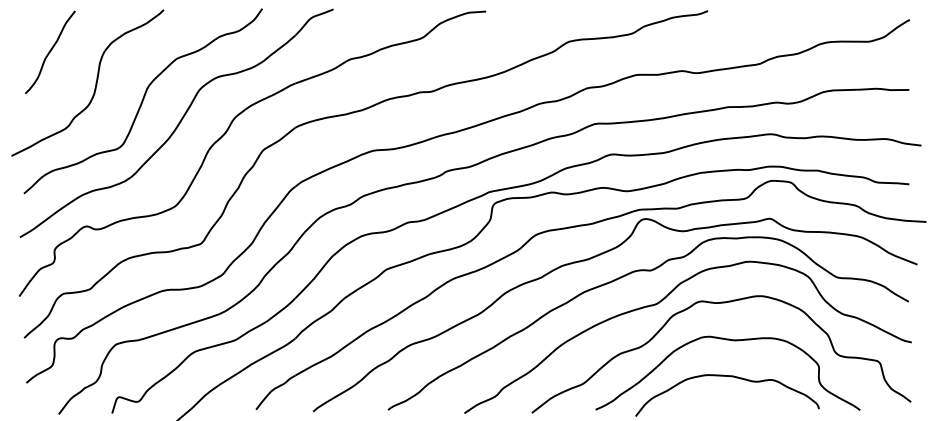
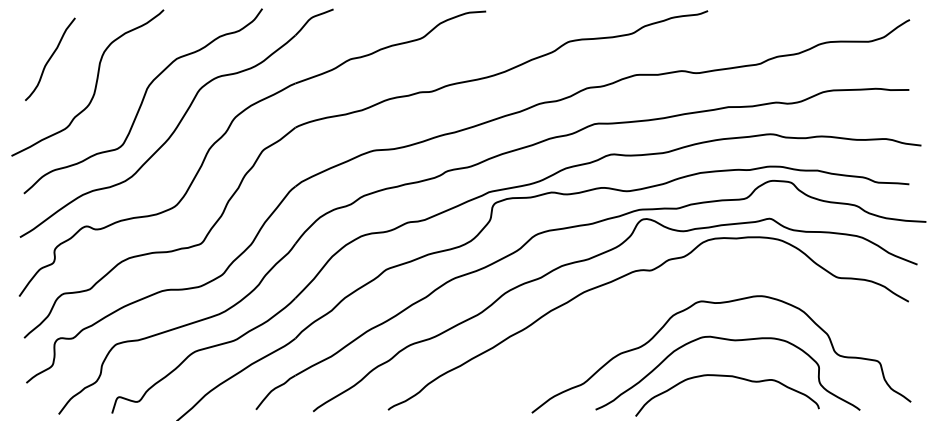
curve position: (50, 51) -> (50, 58) (50, 58)
curve: present -> none (662, 301)
